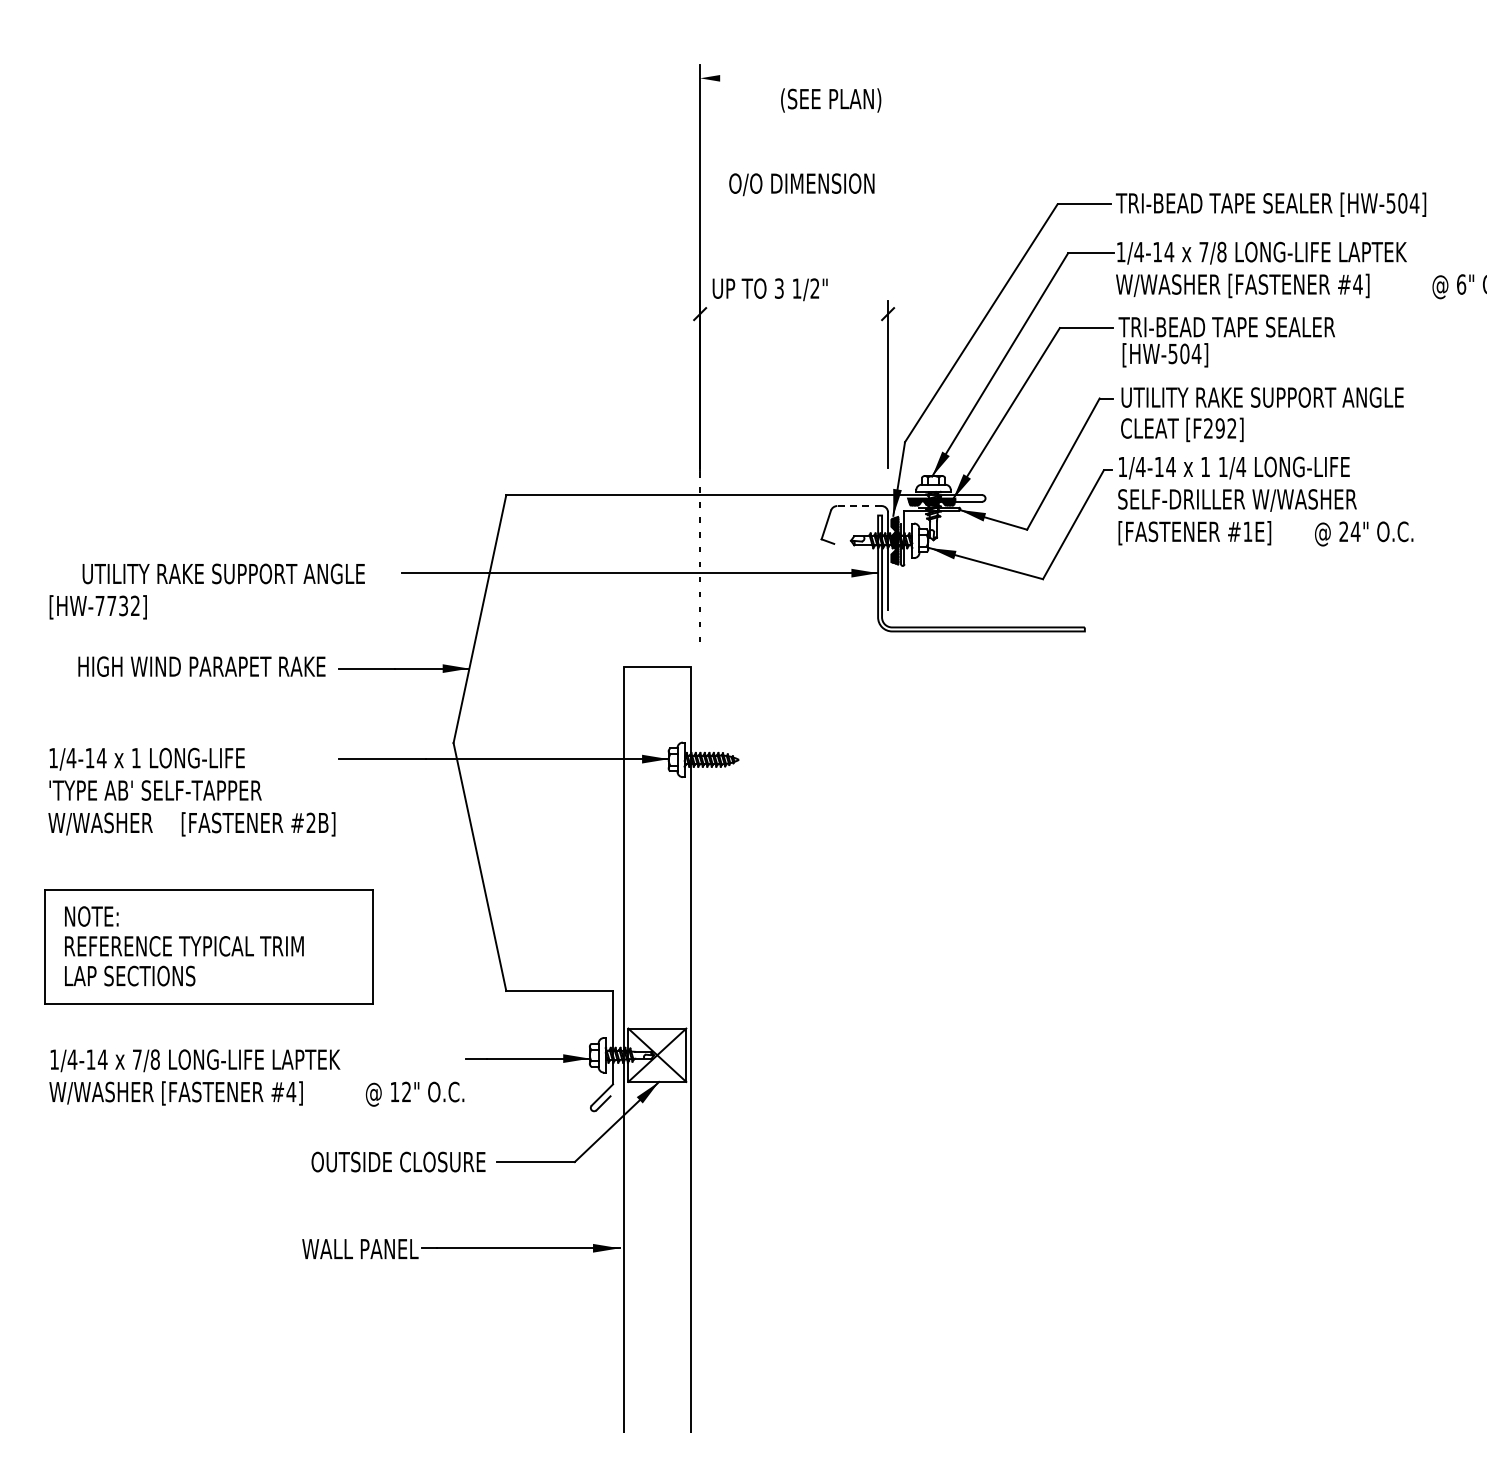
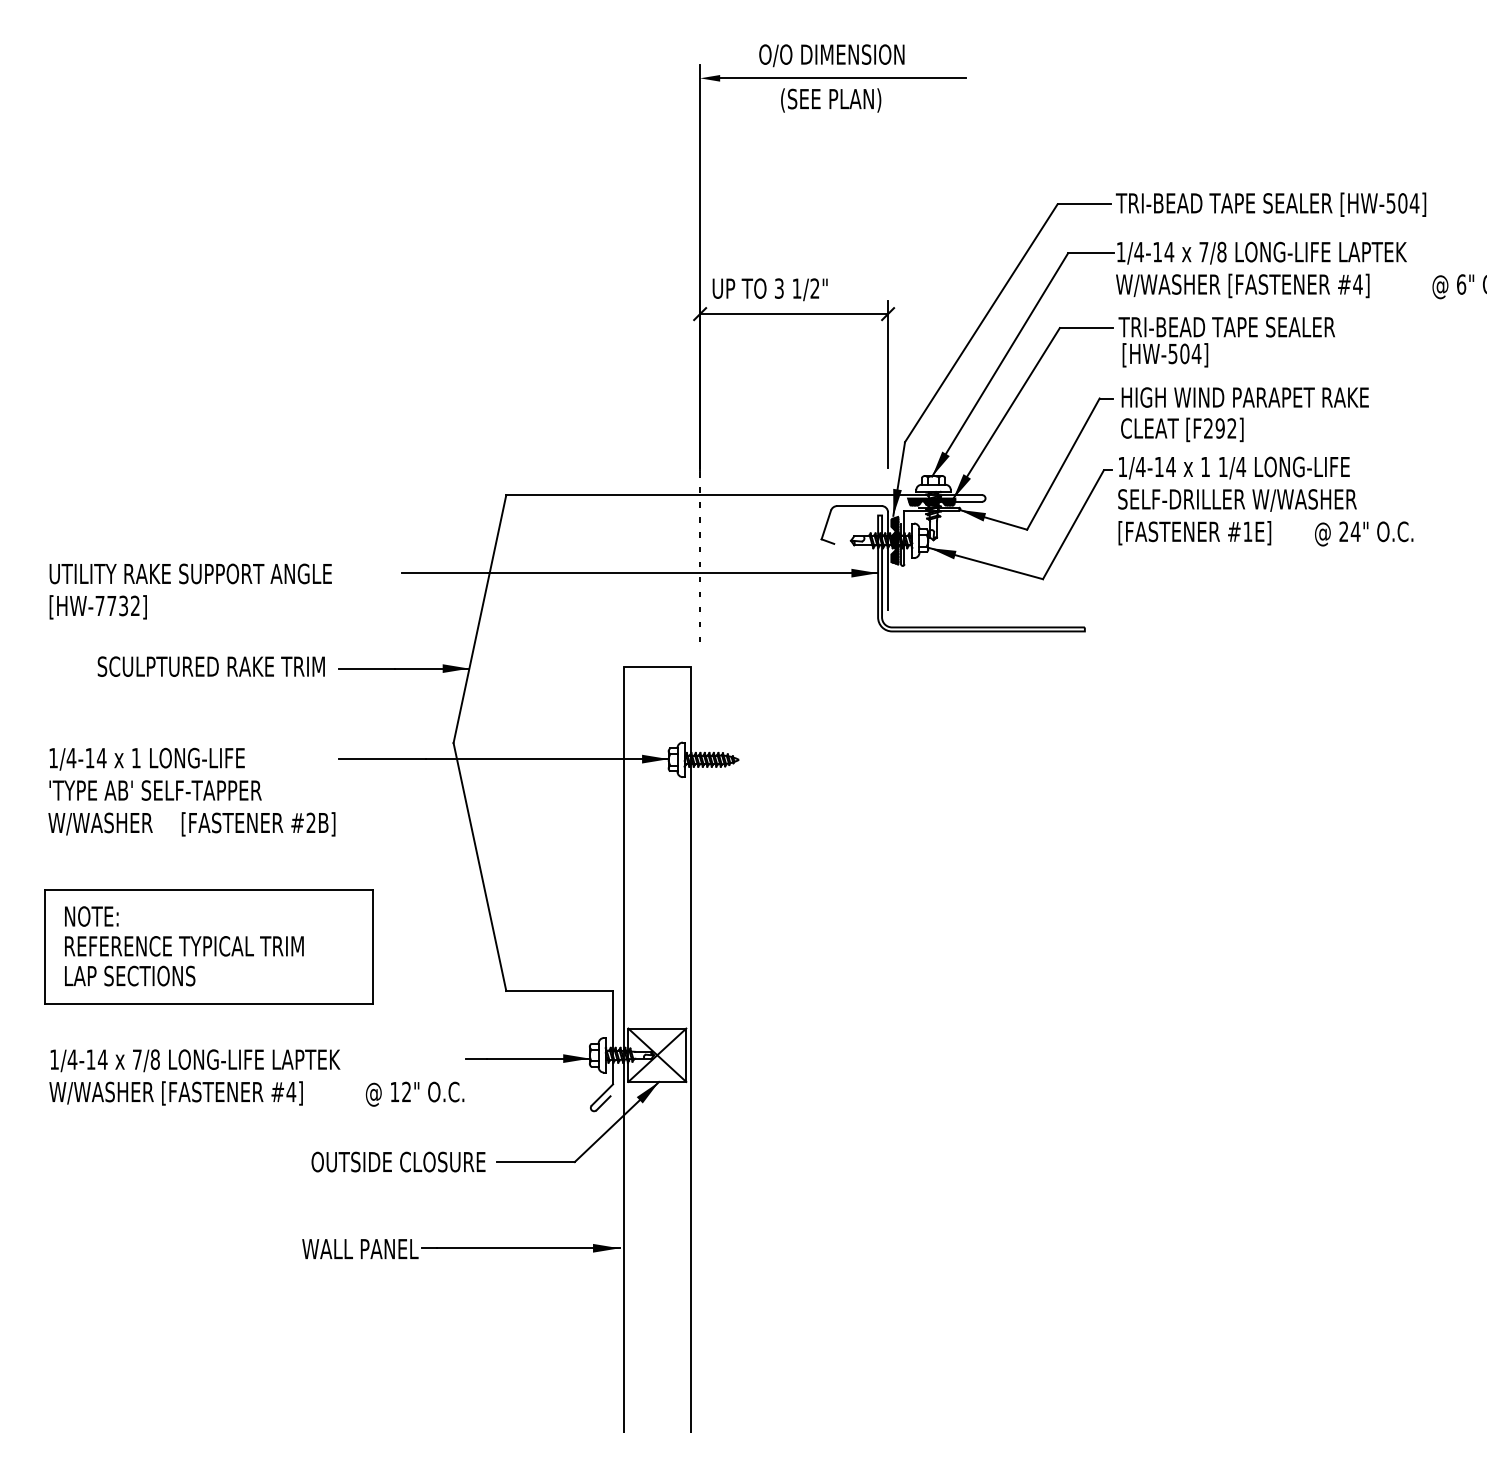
line: none -> present (842, 78)
text position: (801, 184) -> (831, 55) (831, 55)
line: none -> present (794, 314)
text: UTILITY RAKE SUPPORT ANGLE -> HIGH WIND PARAPET RAKE (1262, 397)
line: dashed -> solid (859, 506)
text position: (223, 573) -> (190, 573) (190, 573)
text: HIGH WIND PARAPET RAKE -> SCULPTURED RAKE TRIM (201, 666)
